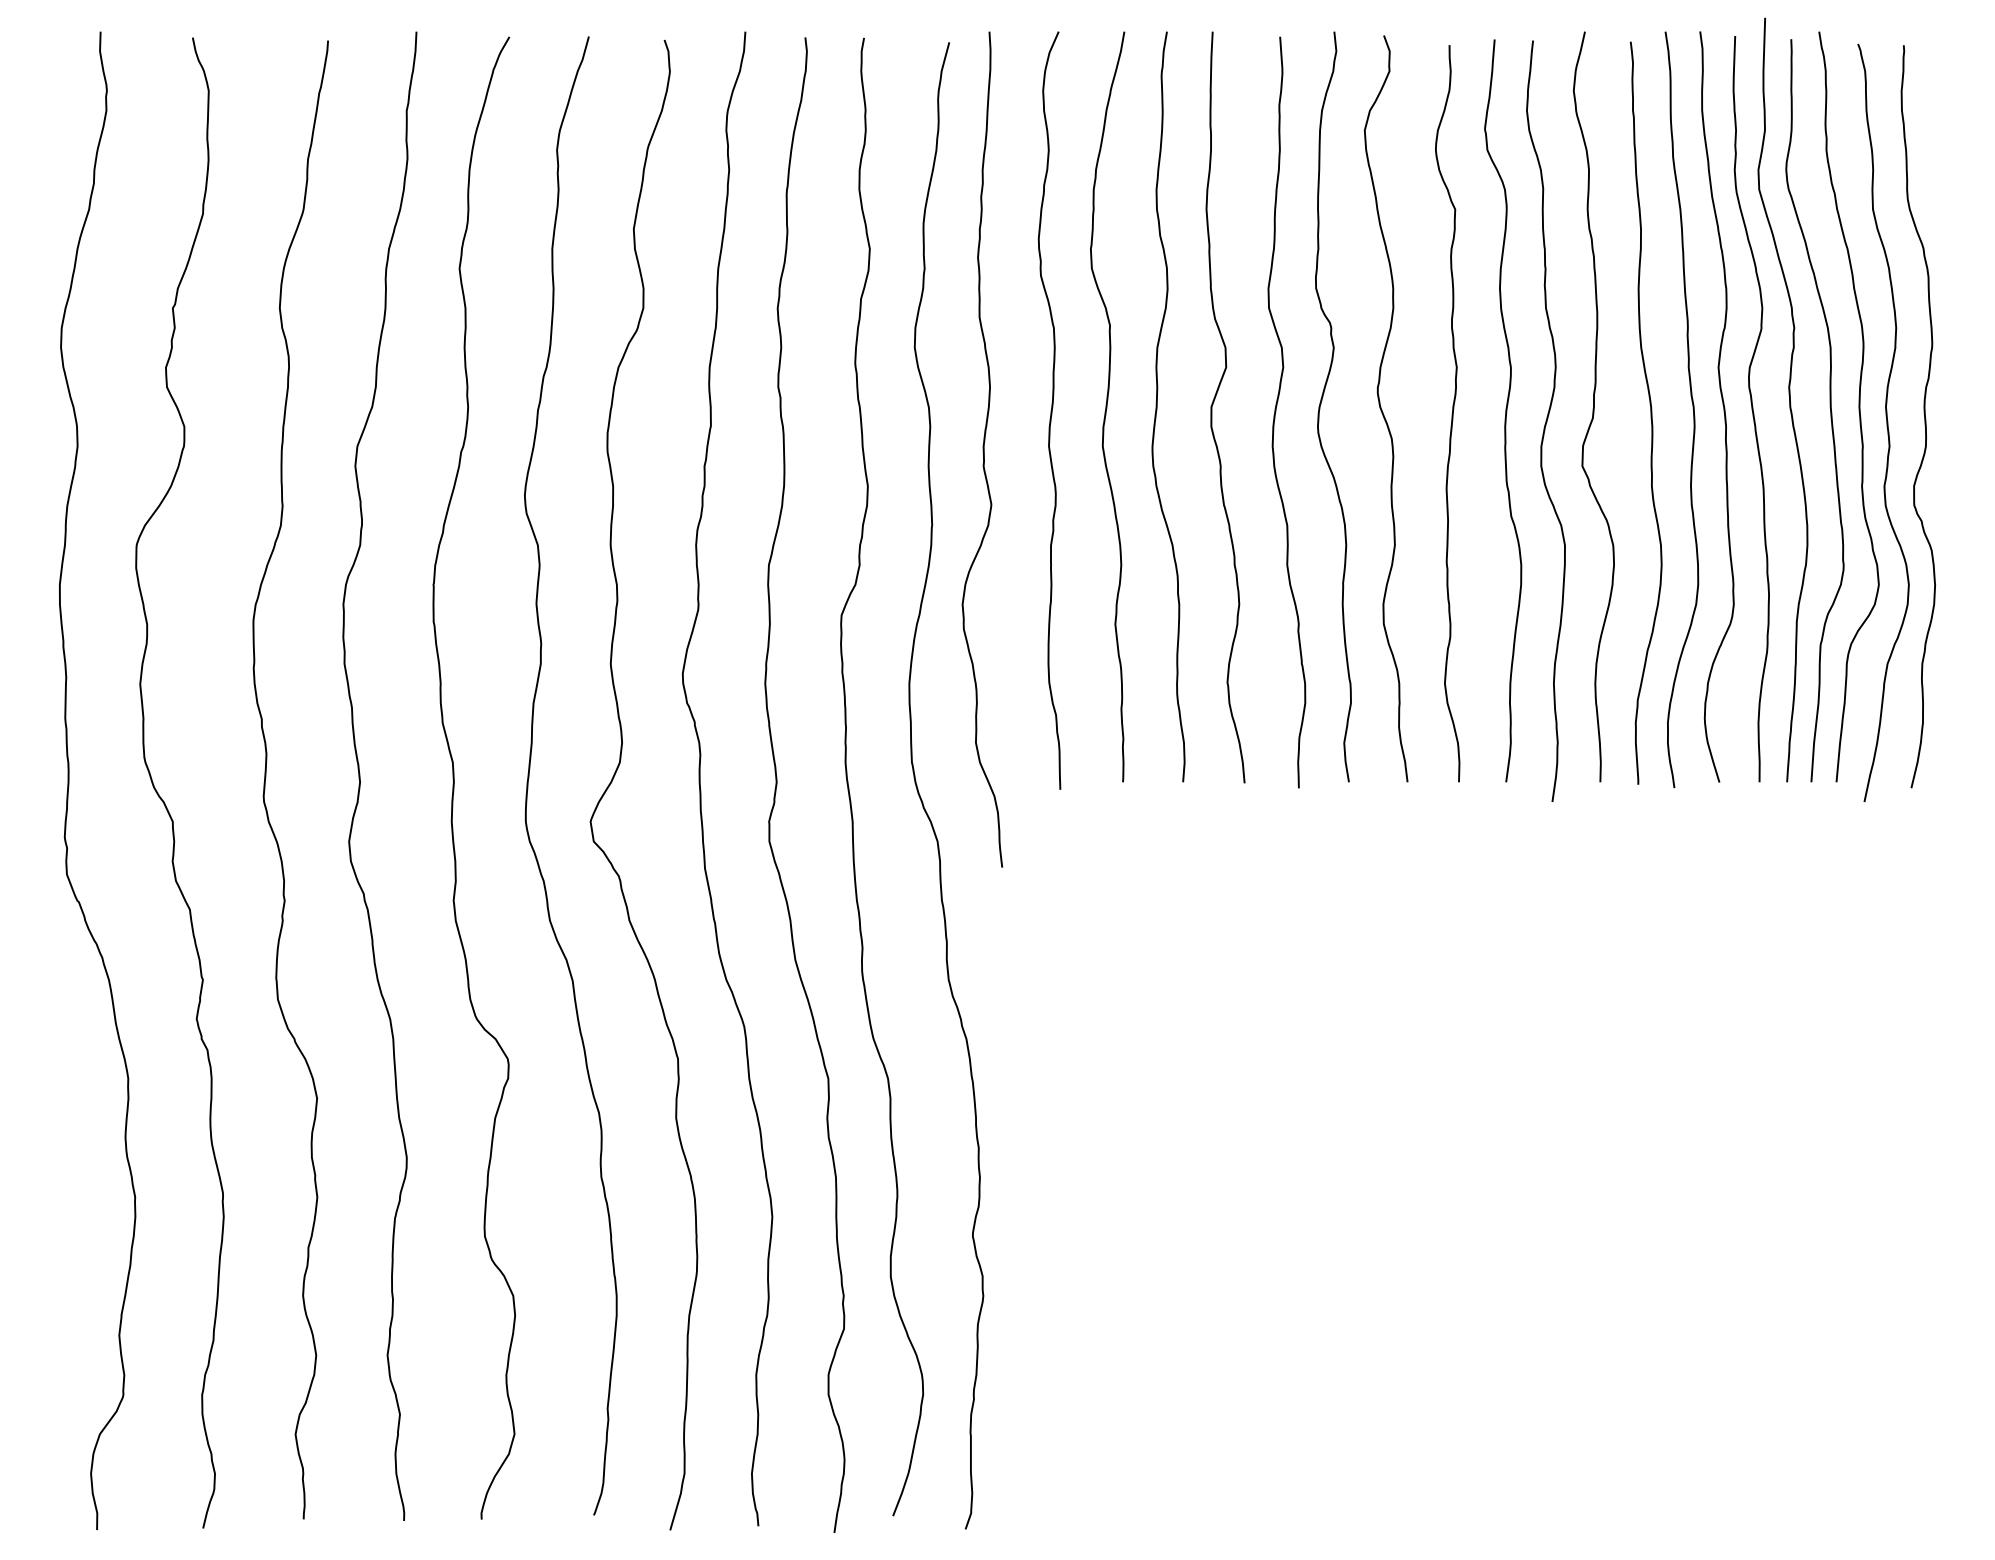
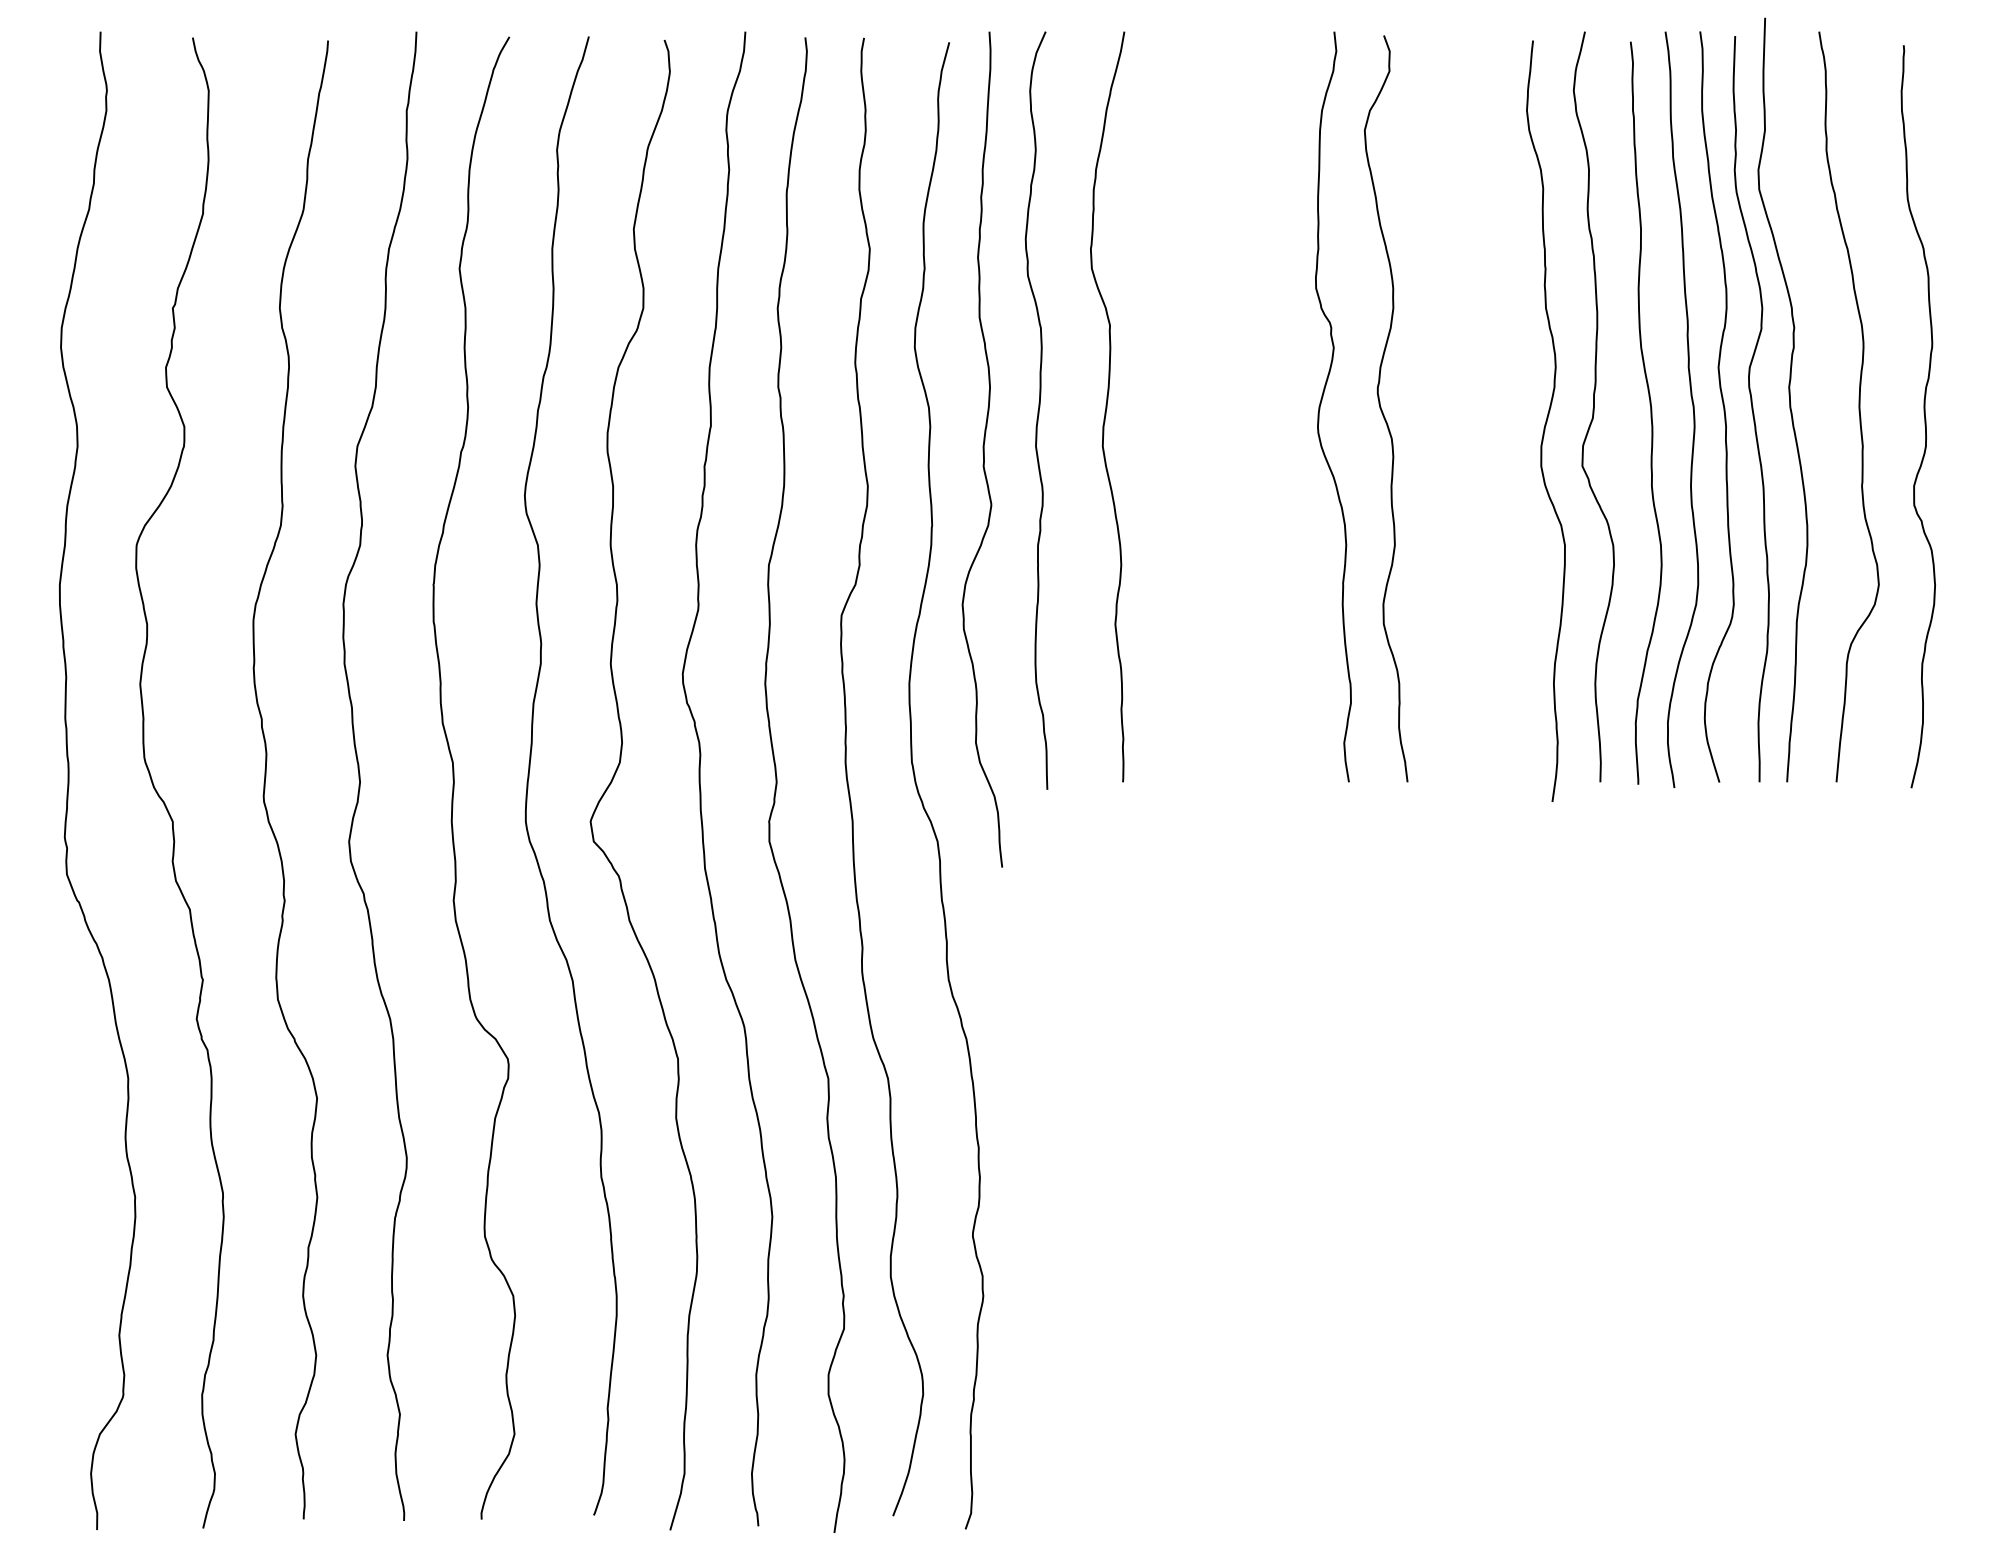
curve: present -> none (1214, 402)
curve: present -> none (1157, 406)
curve: present -> none (1829, 407)
curve position: (1050, 410) -> (1037, 410) (1037, 410)
curve: present -> none (1505, 410)
curve: present -> none (1276, 412)
curve: present -> none (1451, 413)
curve: present -> none (1886, 422)
